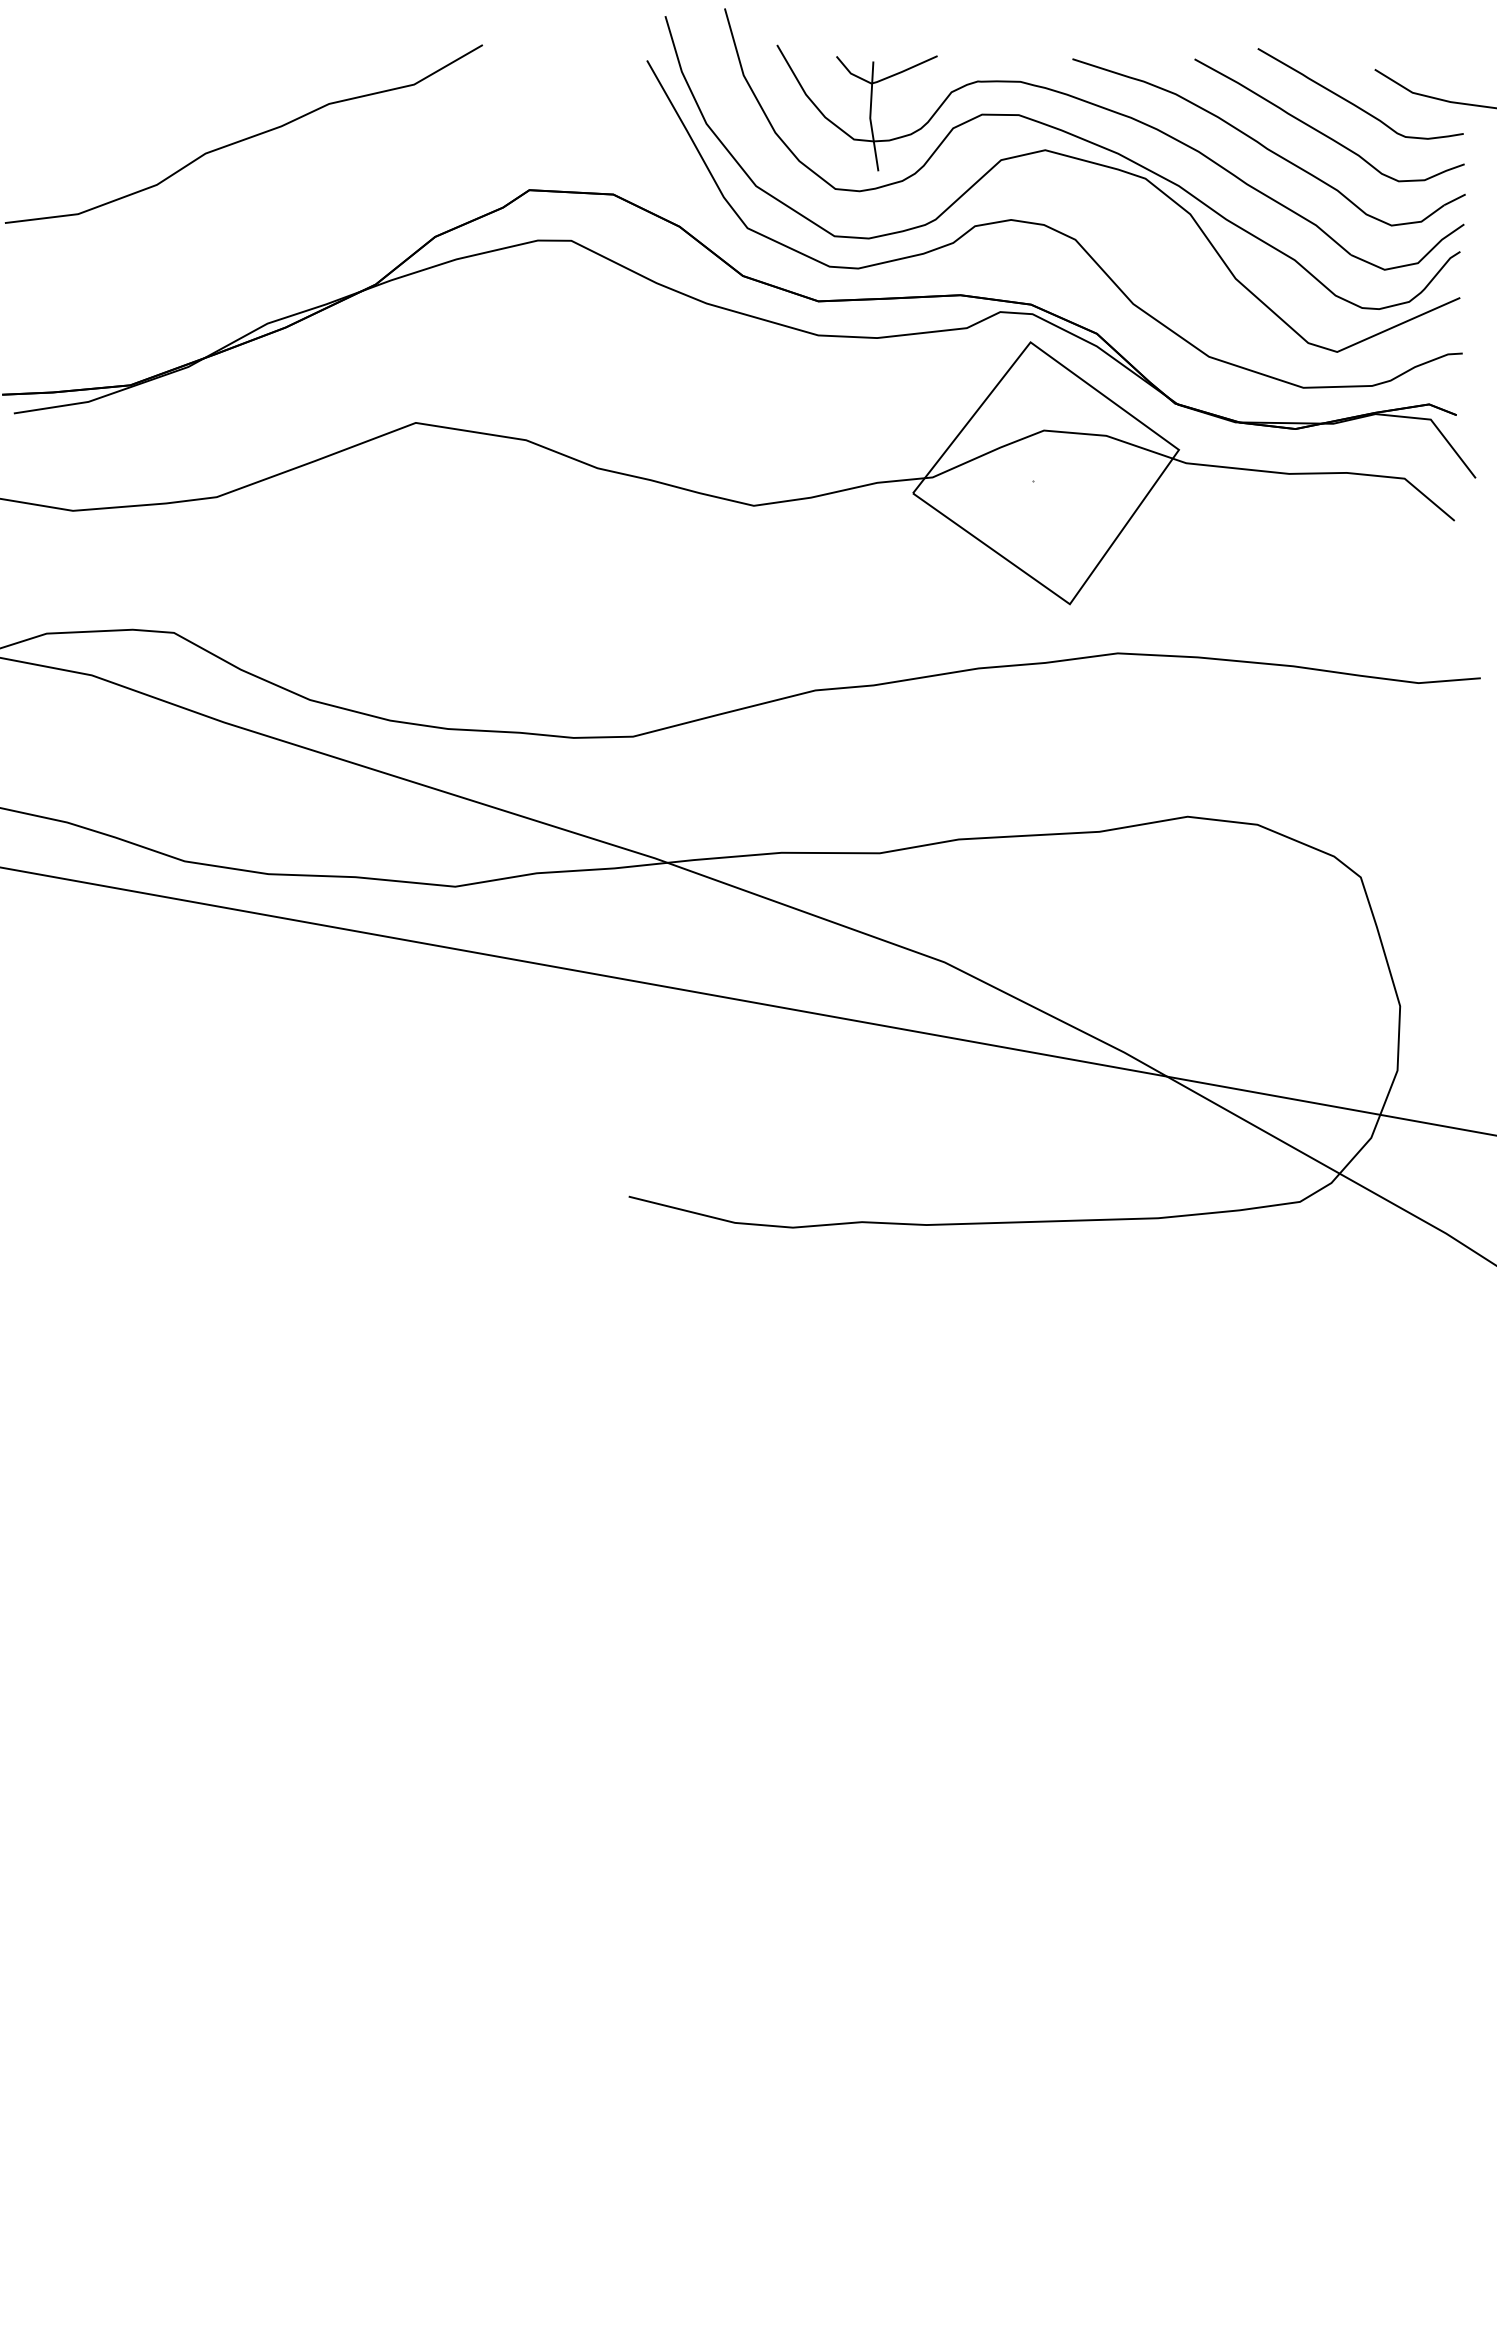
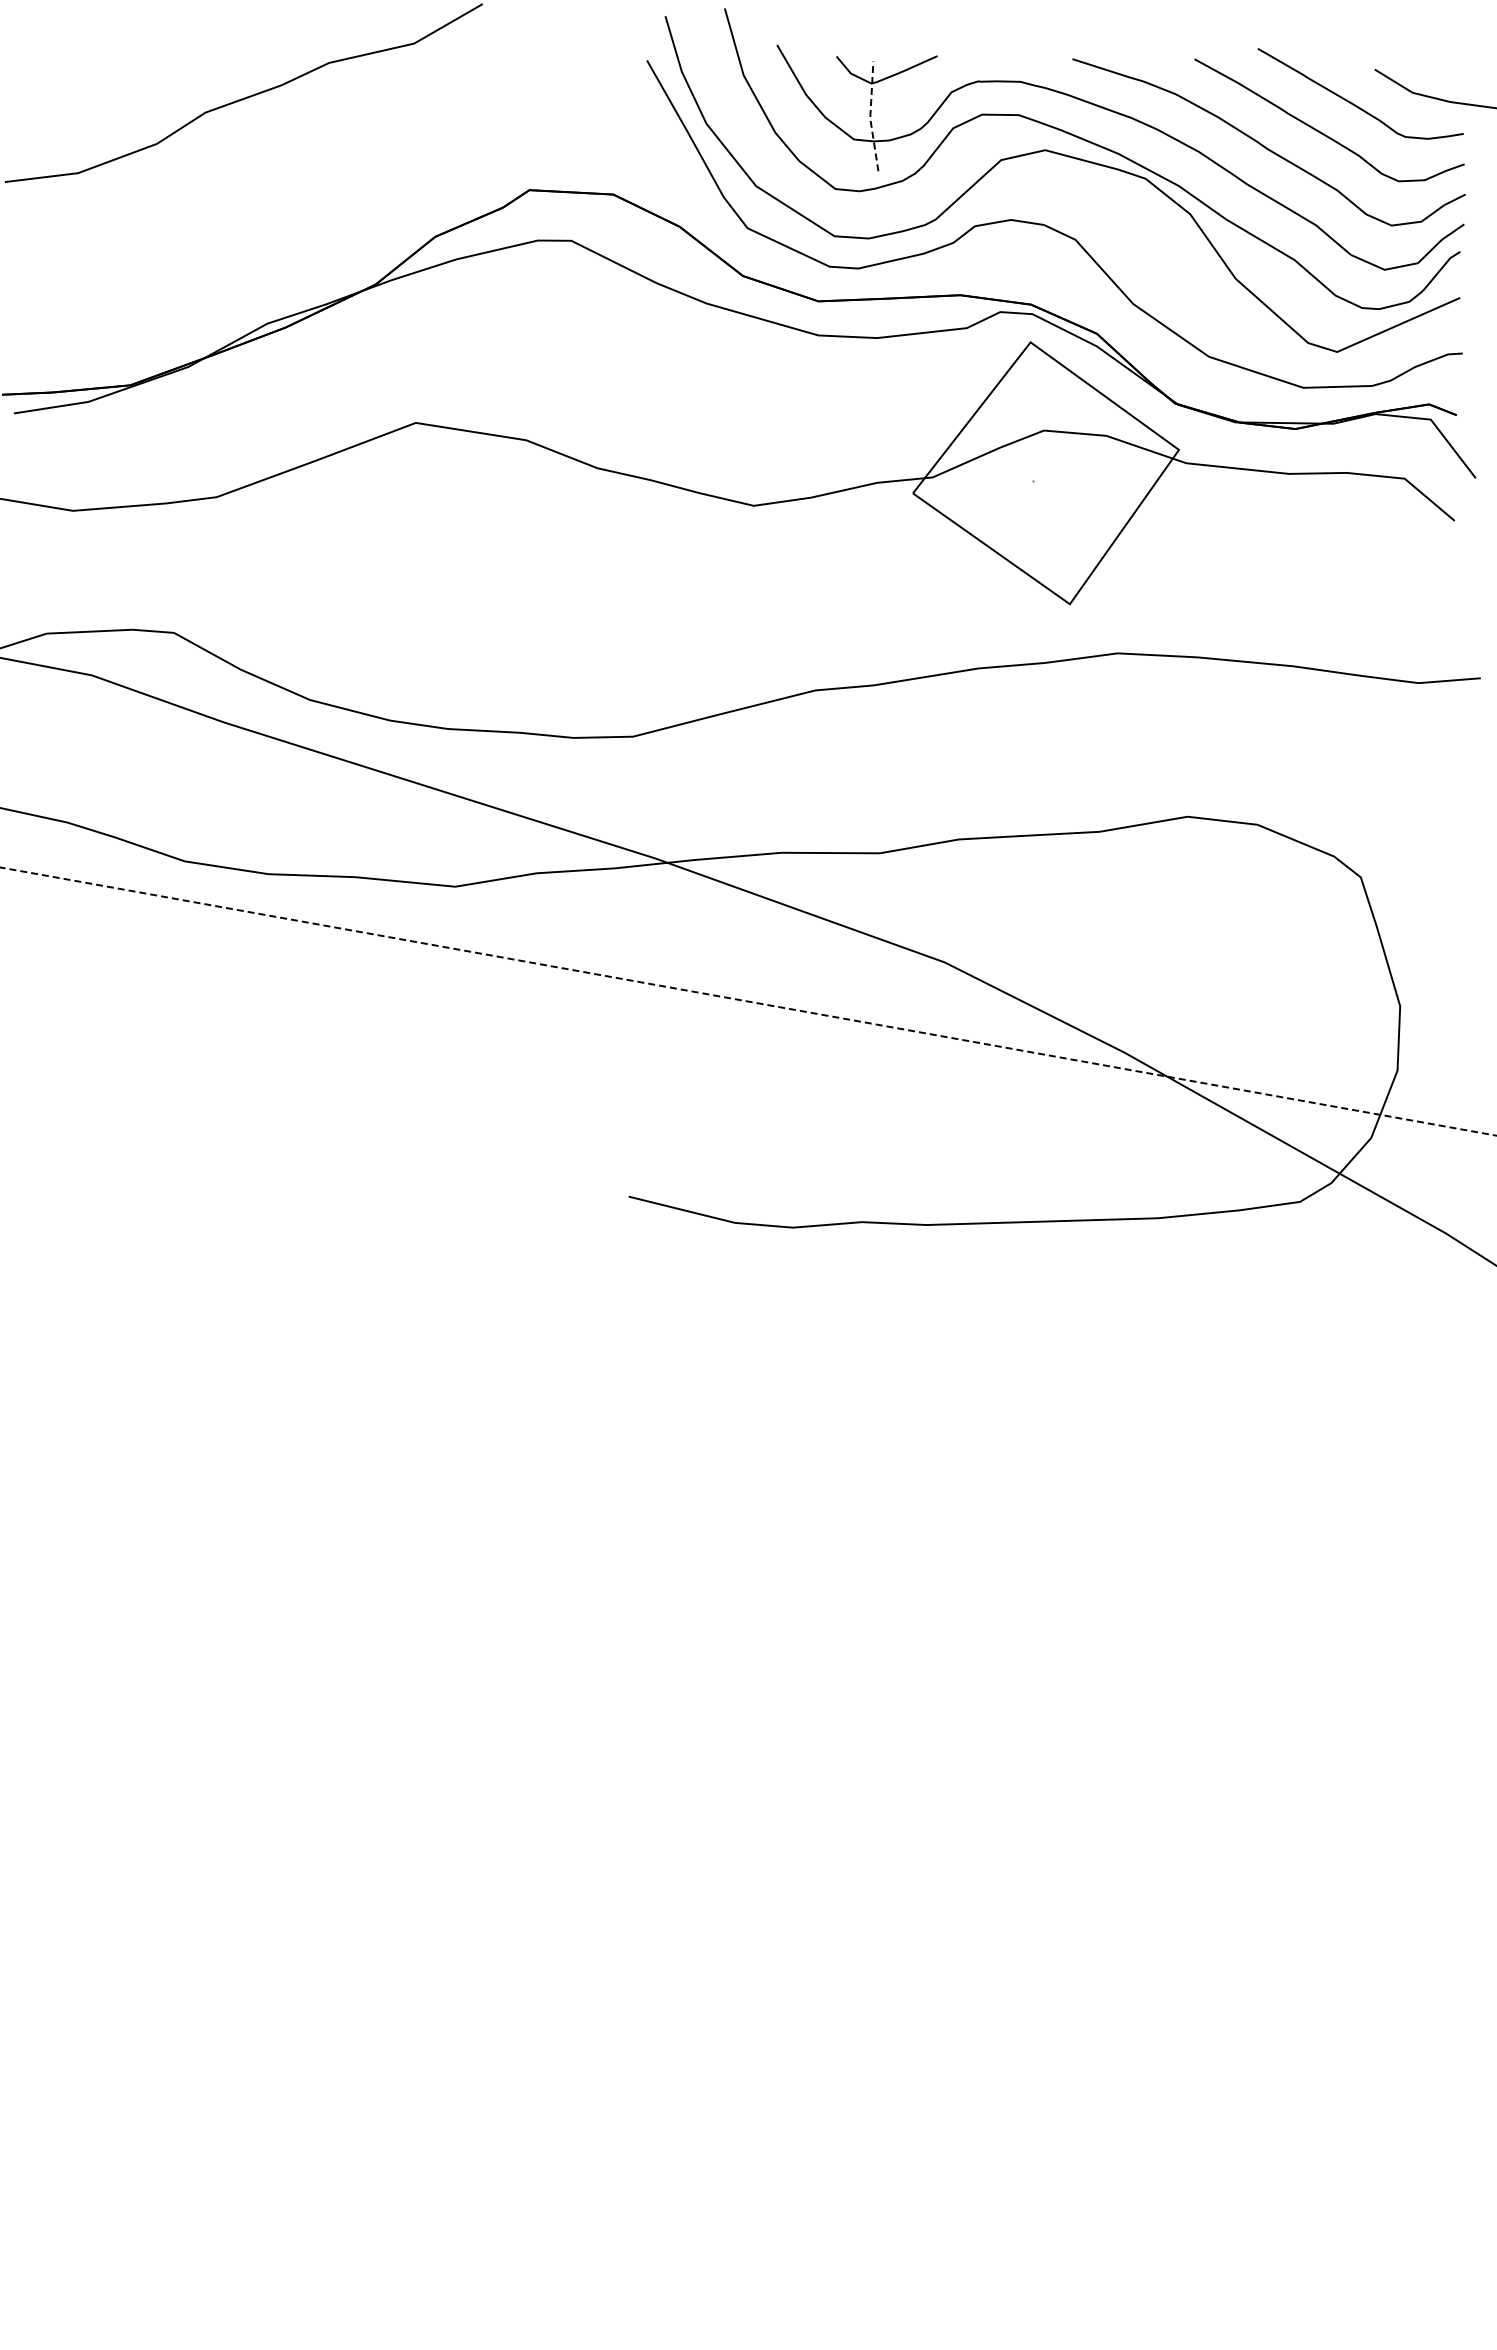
line: solid -> dashed (870, 117)
curve position: (246, 137) -> (246, 96) (246, 96)
line: solid -> dashed (748, 1001)
